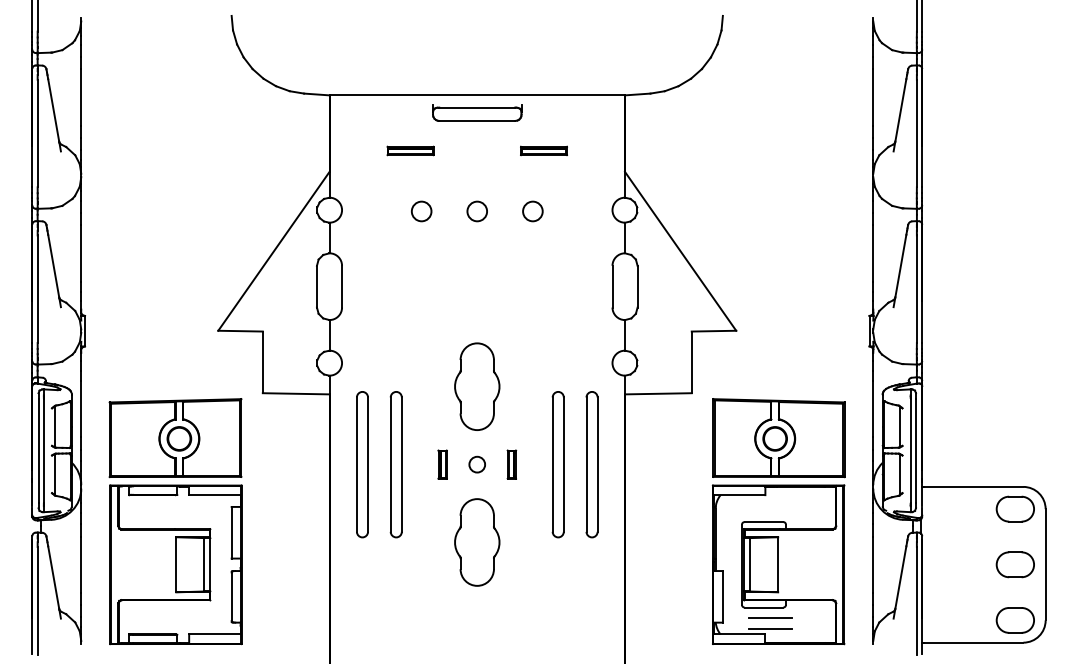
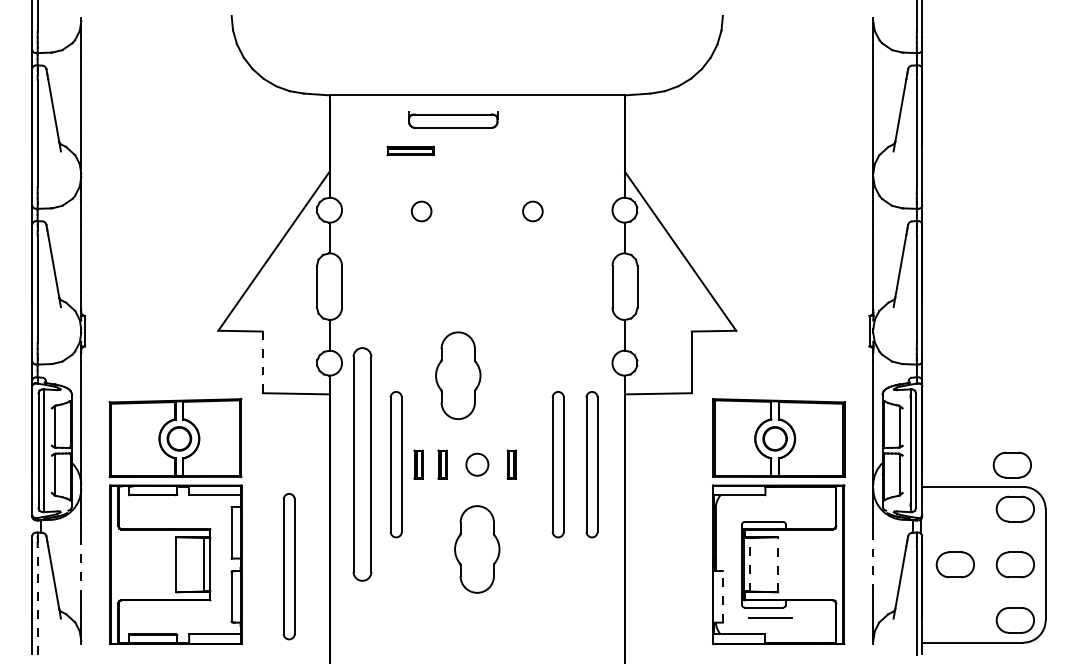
part position: (477, 112) -> (453, 119) (453, 119)
part: present -> none (543, 150)
circle: present -> none (476, 211)
line: solid -> dashed (262, 362)
part position: (477, 386) -> (458, 375) (458, 375)
part size: 13x148 px -> 21x235 px (362, 464)
part: none -> present (418, 464)
circle size: 18x19 px -> 25x25 px (477, 464)
part: none -> present (1011, 464)
part position: (477, 542) -> (477, 549) (477, 549)
line: solid -> dashed (750, 564)
line: solid -> dashed (778, 564)
line: solid -> dashed (873, 564)
part: none -> present (954, 564)
line: solid -> dashed (81, 565)
part: none -> present (288, 566)
line: solid -> dashed (722, 596)
line: solid -> dashed (37, 600)
line: present -> none (769, 628)
